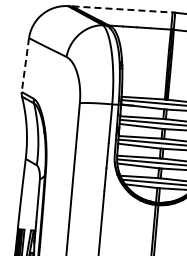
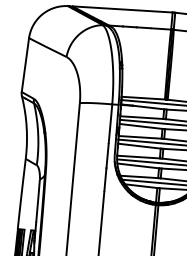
line: dashed -> solid (123, 9)
line: dashed -> solid (25, 65)
